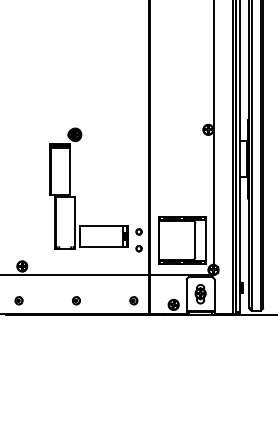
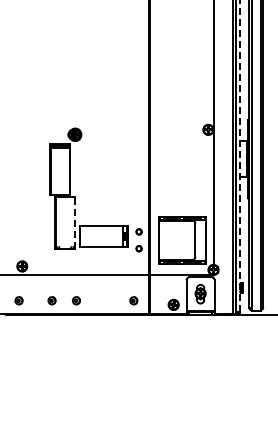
line: solid -> dashed (240, 156)
line: solid -> dashed (74, 223)
part: none -> present (51, 300)
